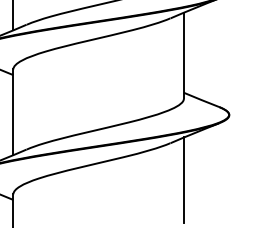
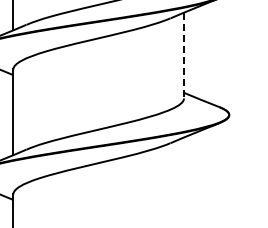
line: solid -> dashed (184, 55)
line: present -> none (184, 180)
